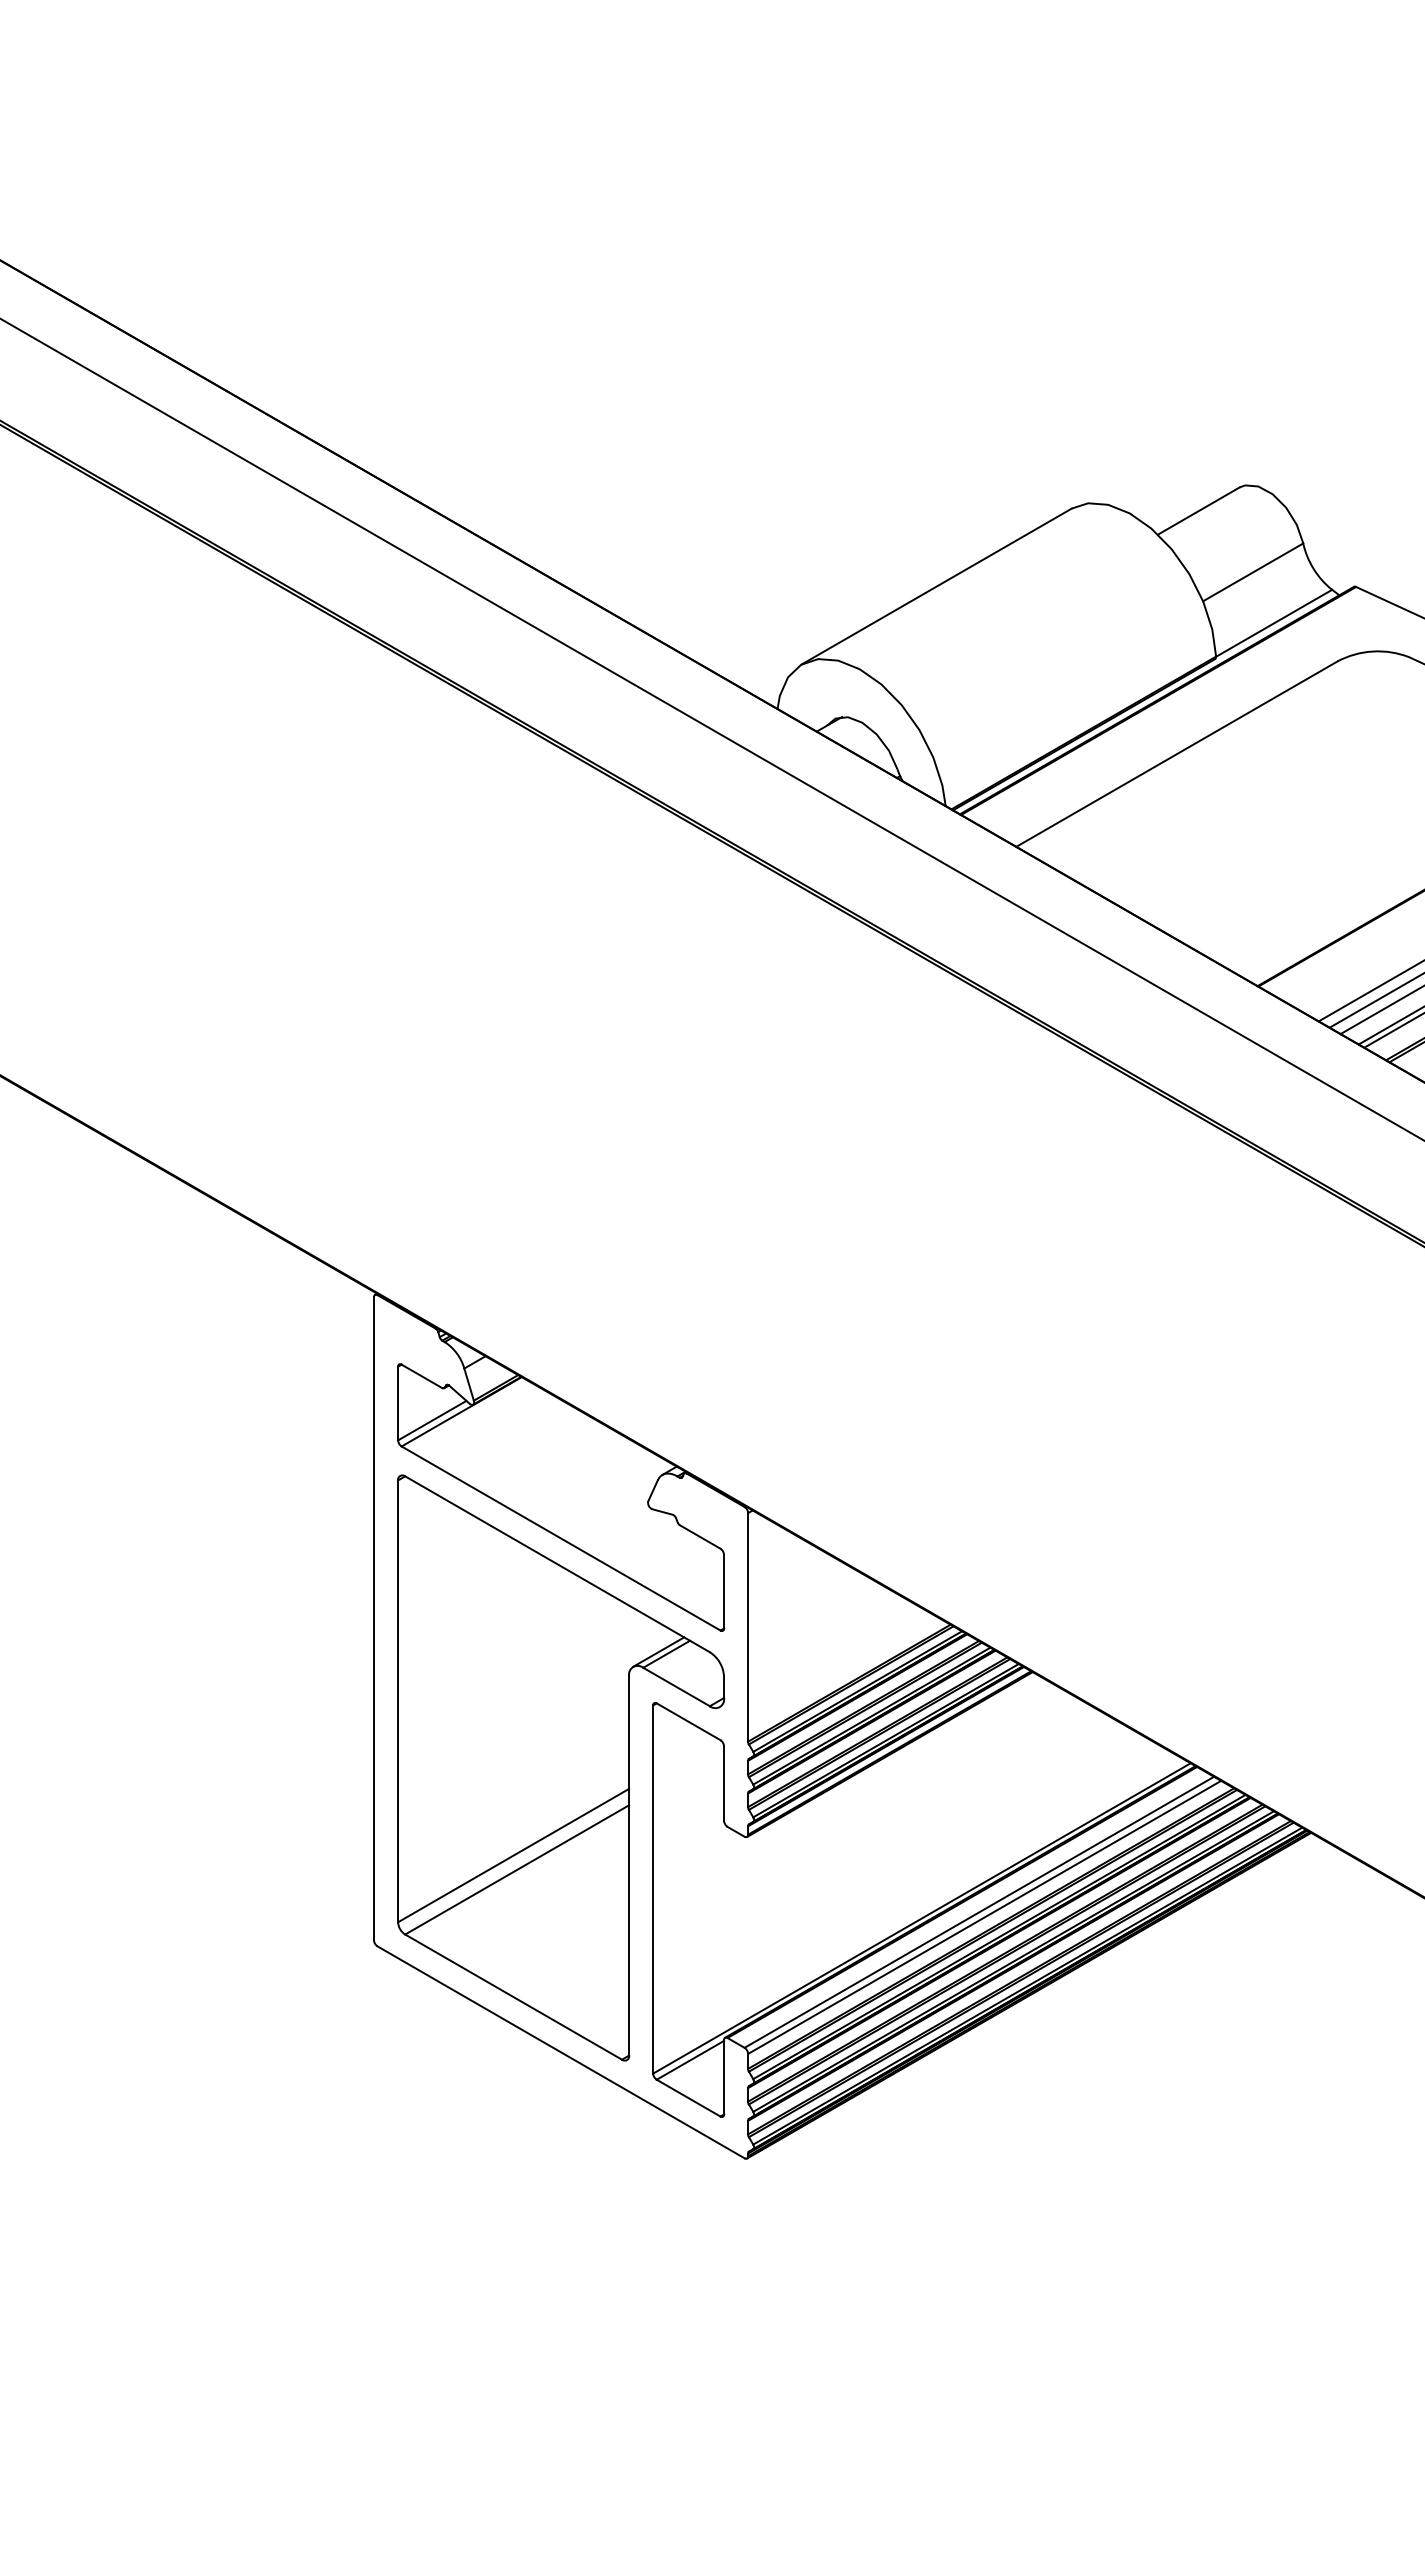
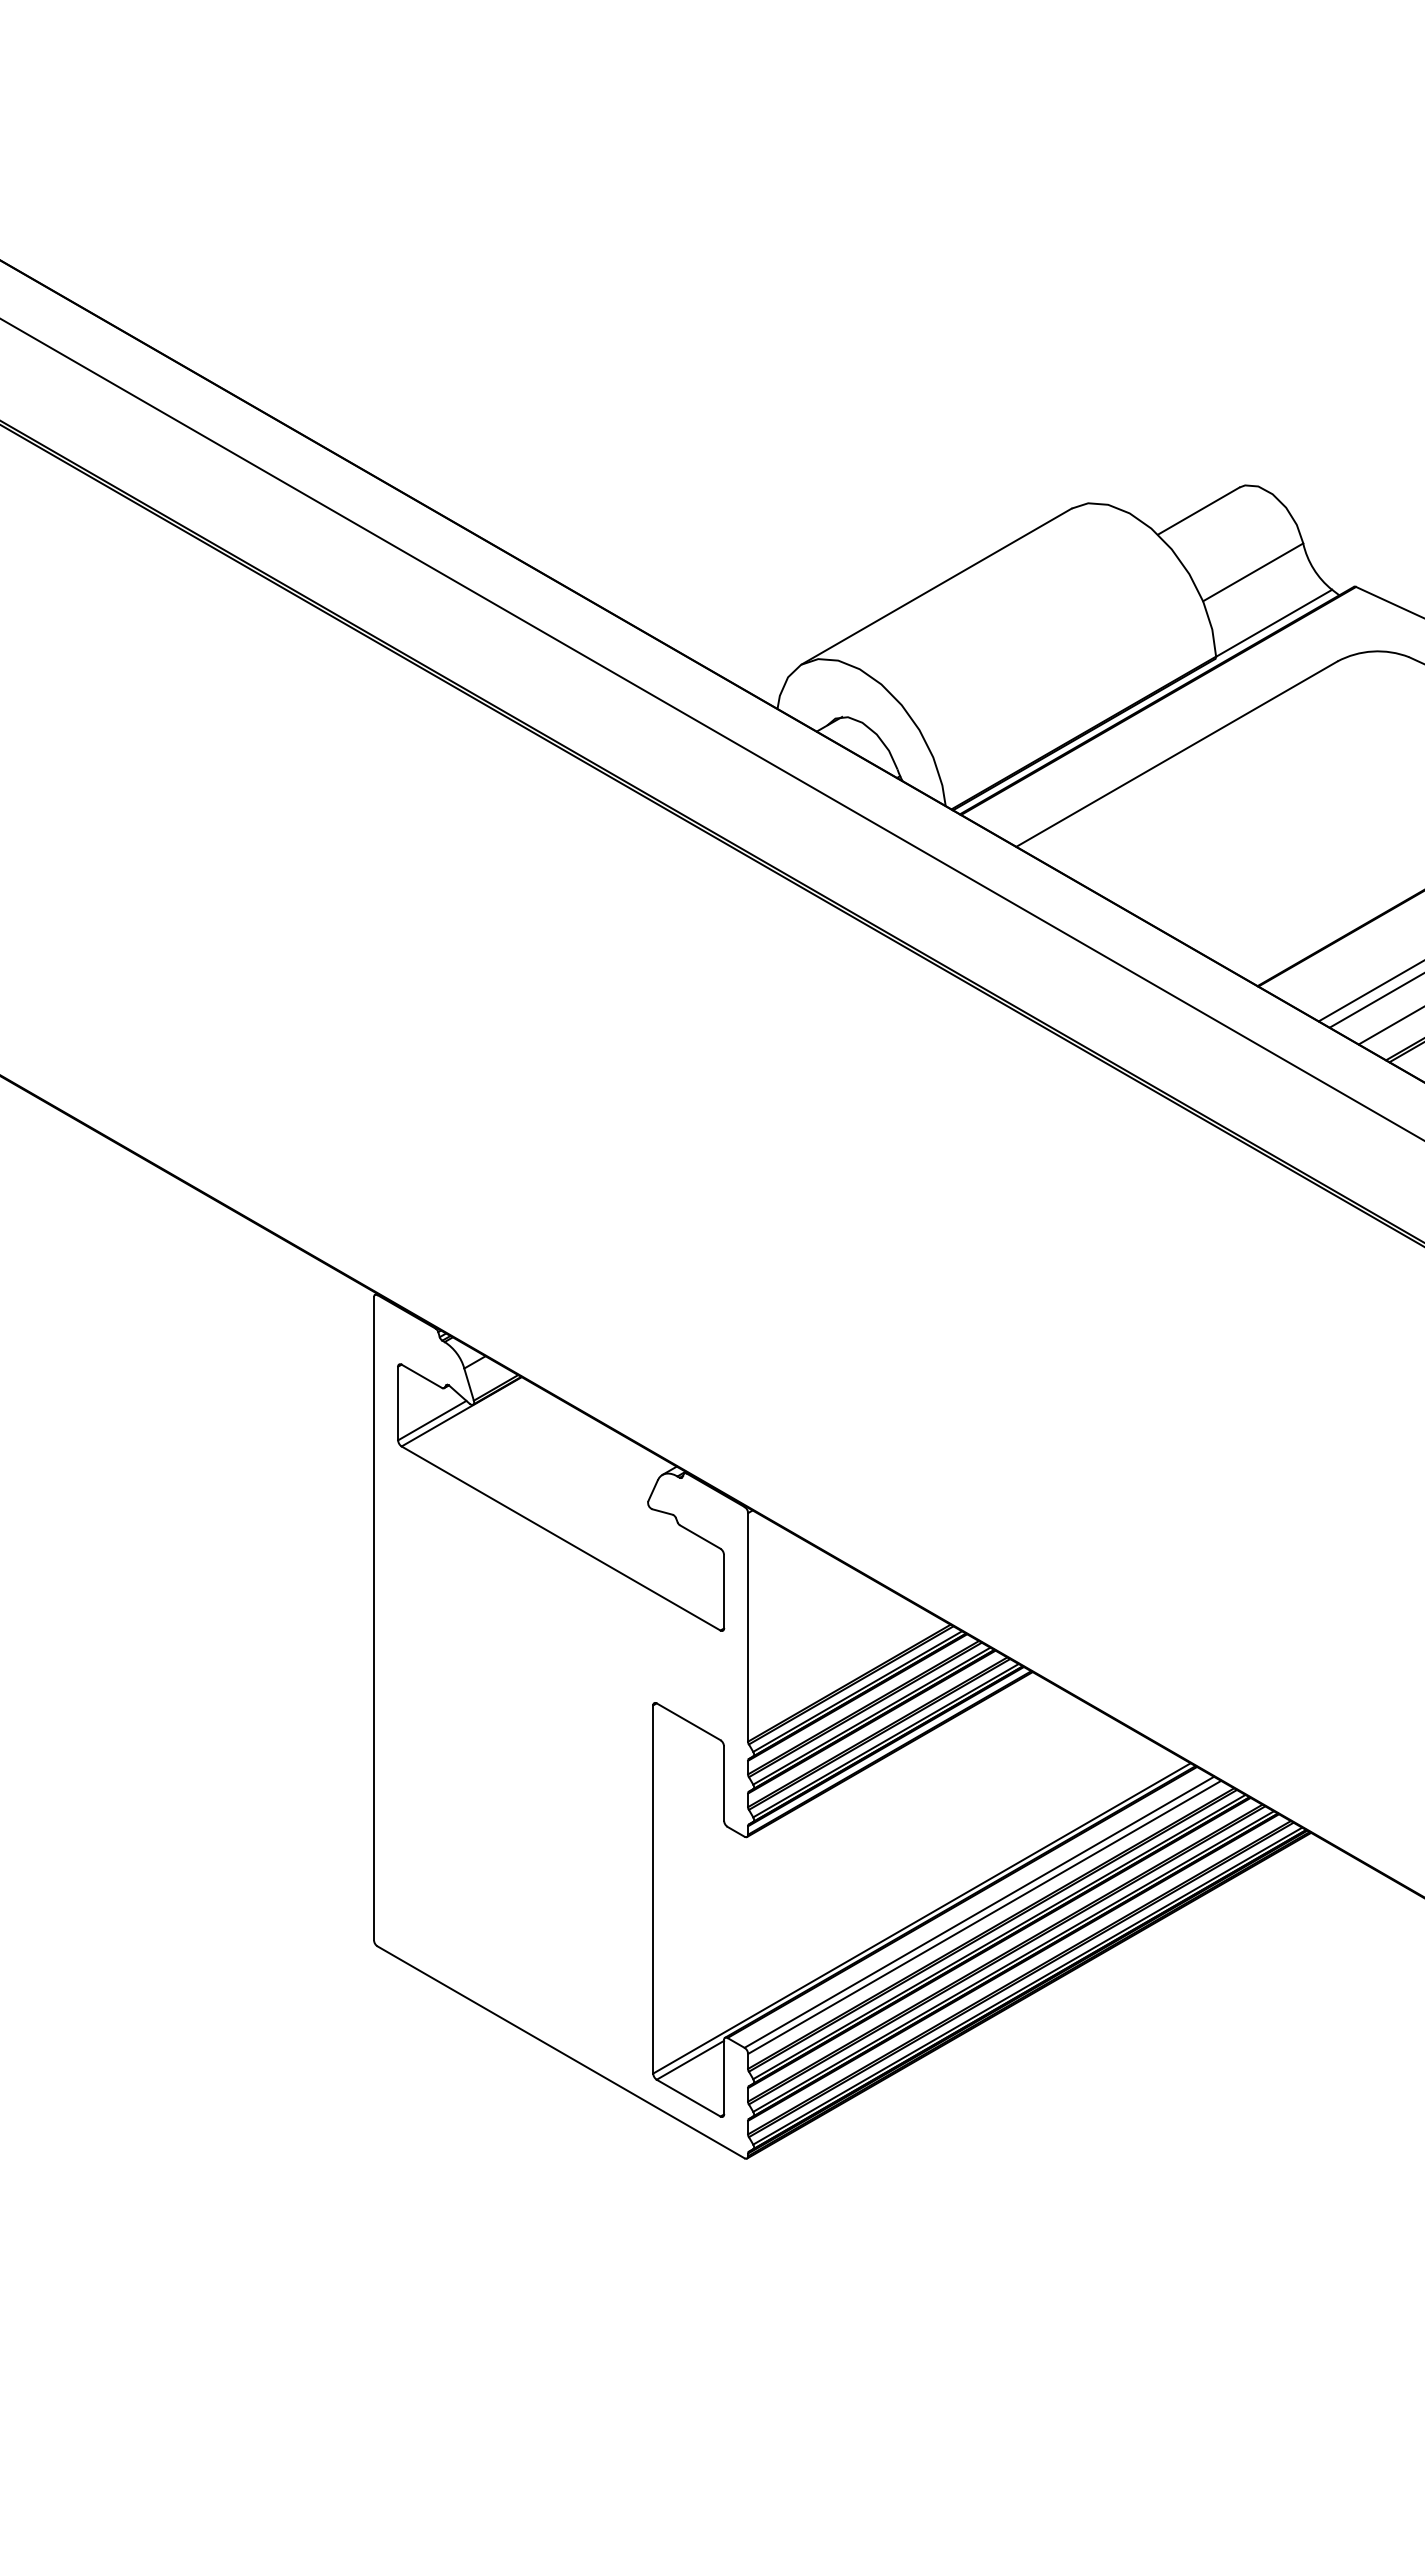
line: present -> none (1380, 1010)
line: present -> none (1392, 1030)
part: present -> none (561, 1767)
